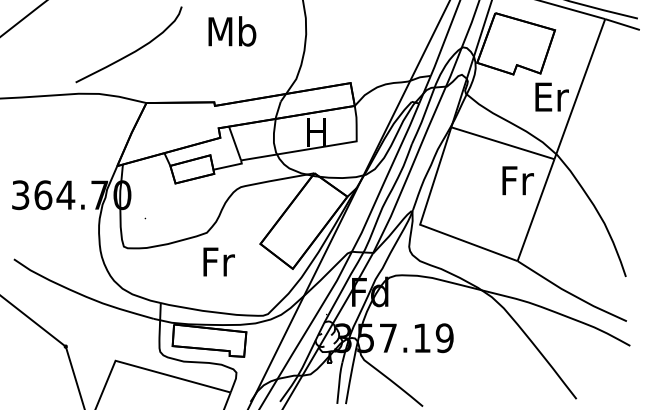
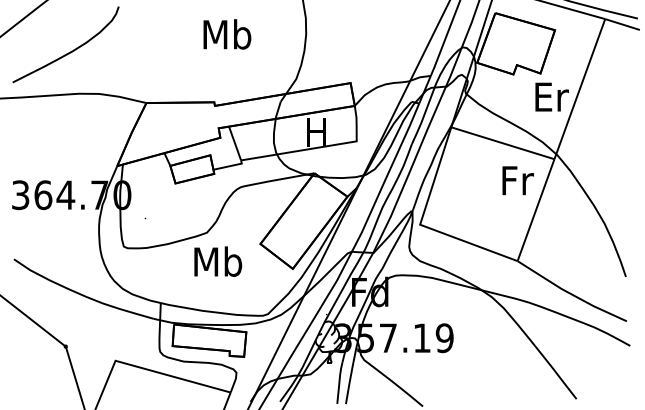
text position: (232, 31) -> (227, 34) (227, 34)
curve position: (134, 50) -> (71, 50) (71, 50)
text: Fr -> Mb (218, 261)
